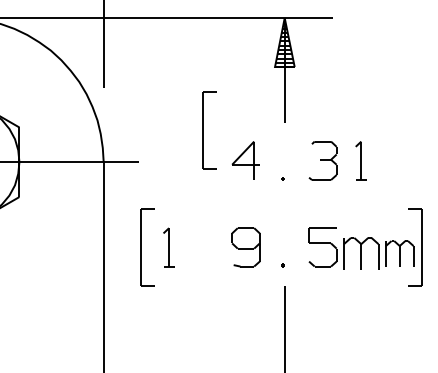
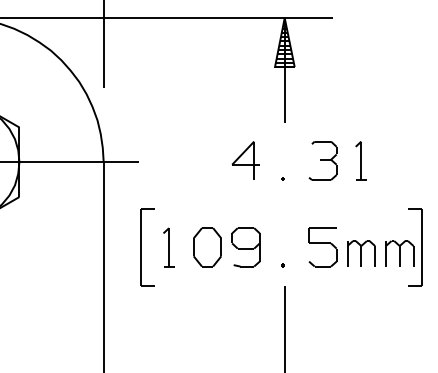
part: present -> none (209, 130)
part: none -> present (207, 247)
part size: 37x33 px -> 29x27 px (361, 253)
